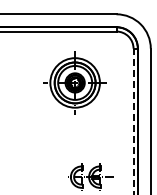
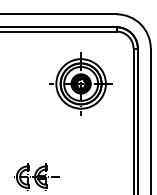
part position: (74, 82) -> (80, 83) (80, 83)
line: dashed -> solid (133, 121)
part position: (90, 176) -> (36, 176) (36, 176)
